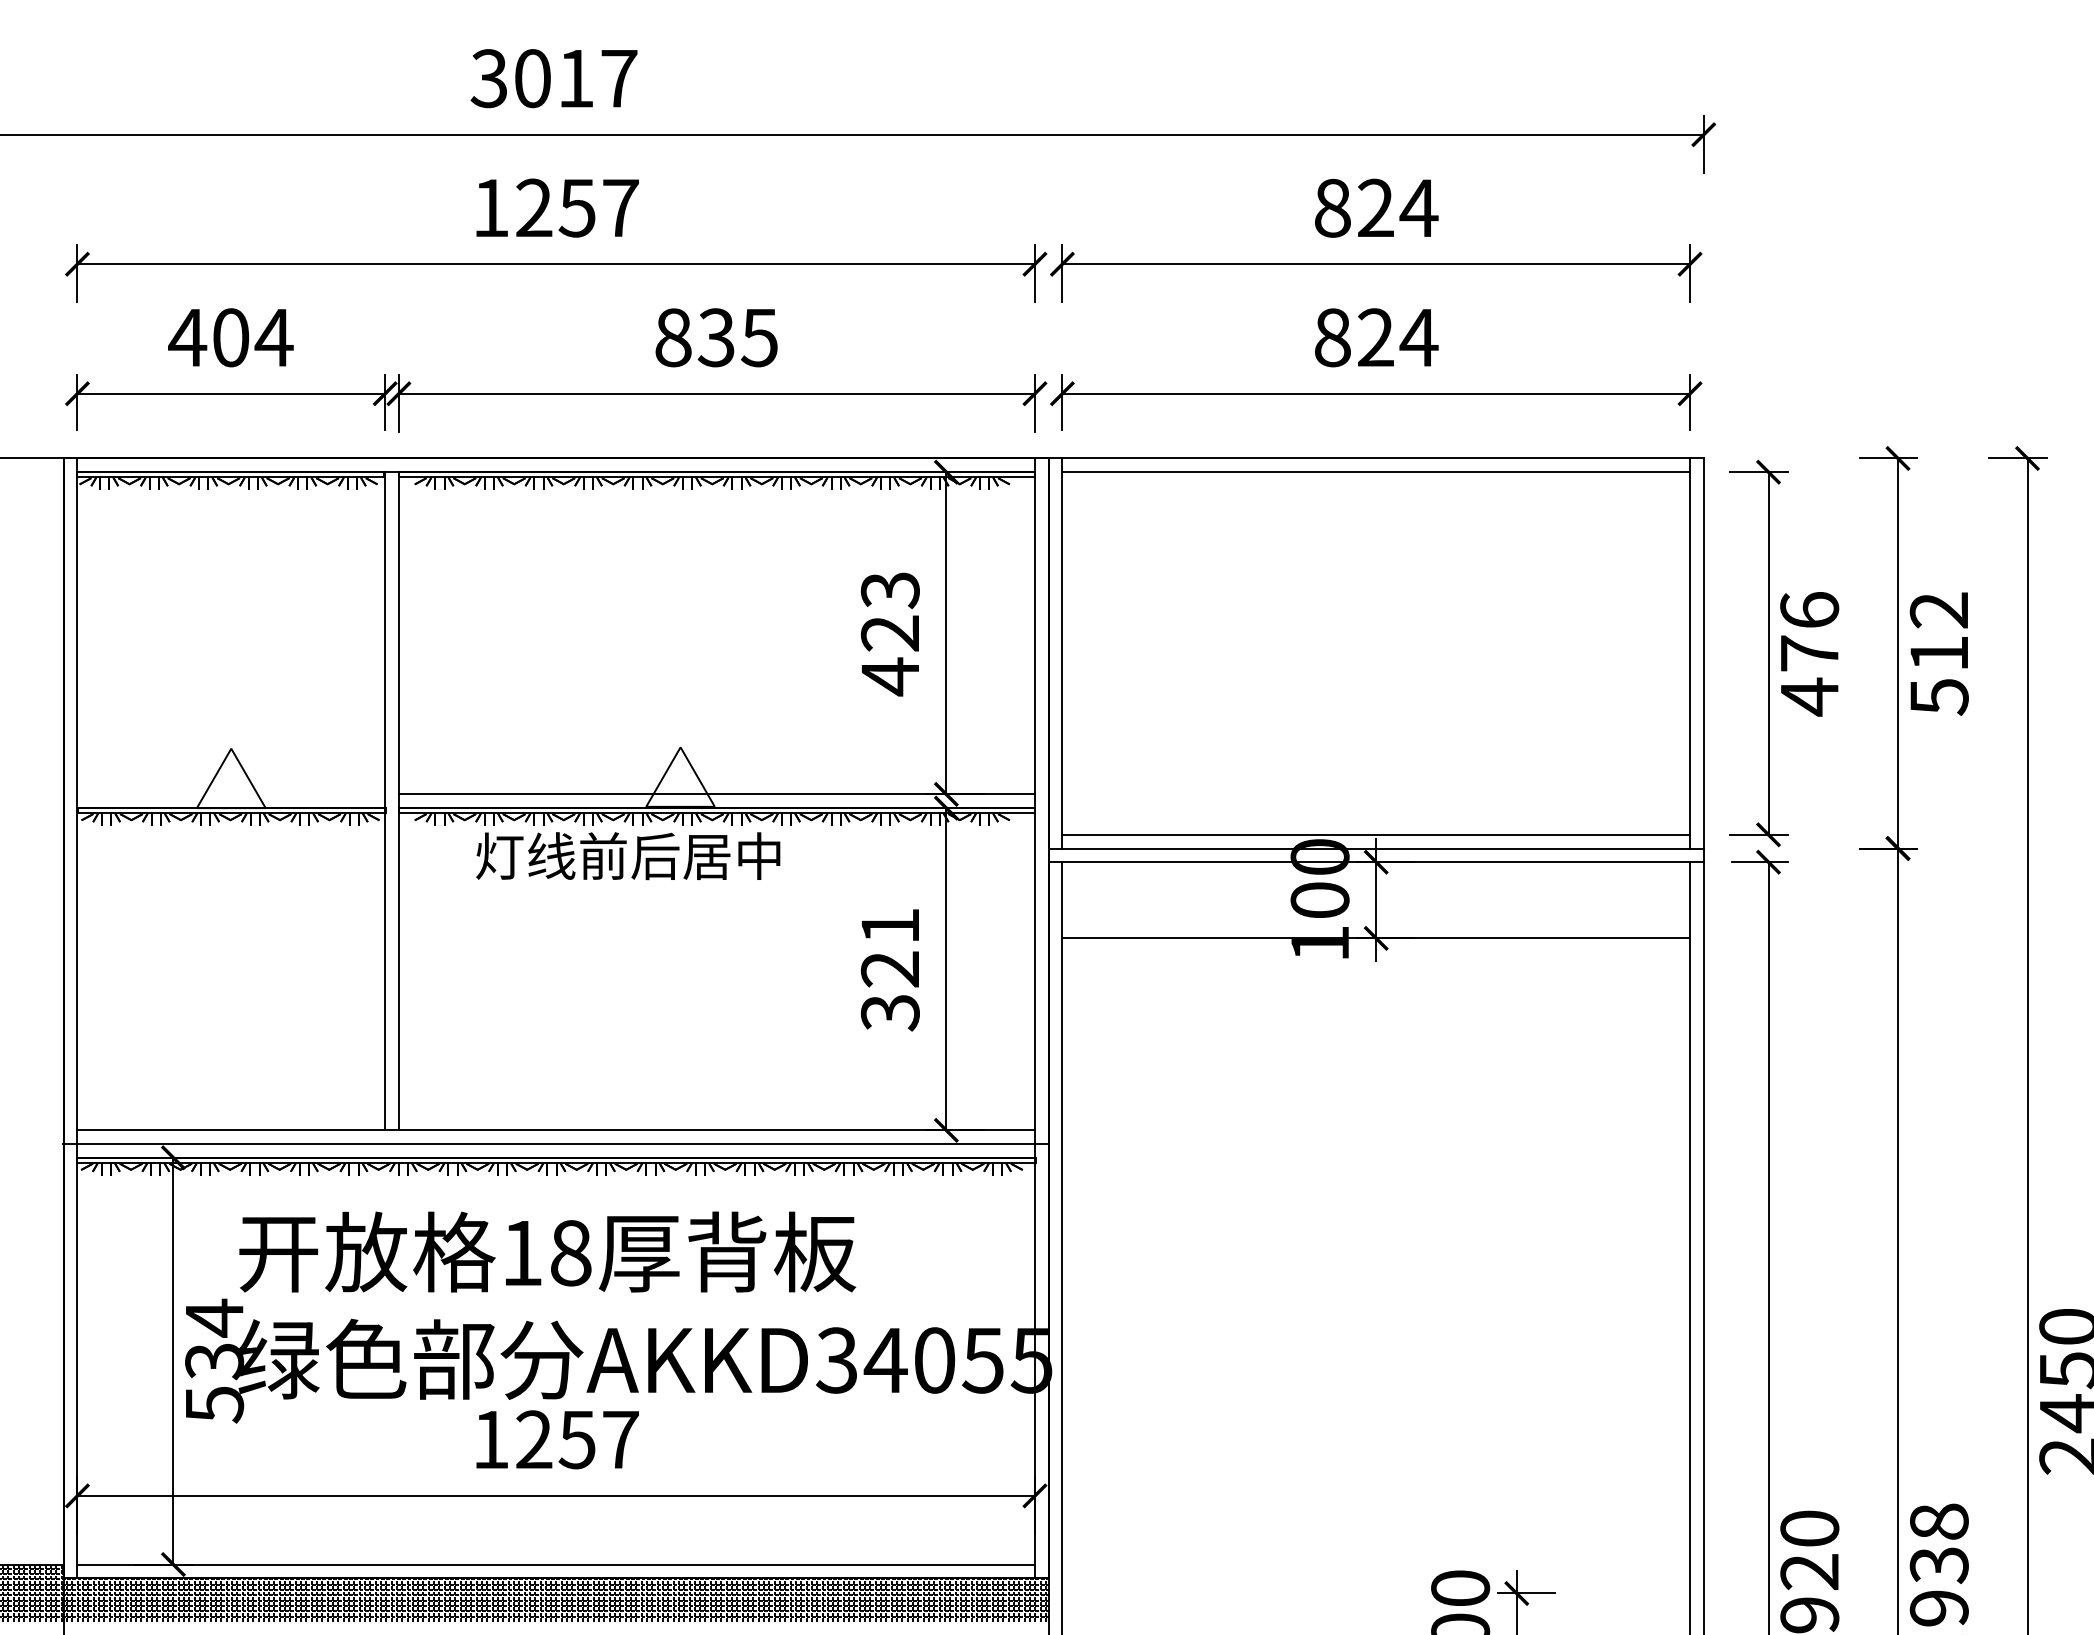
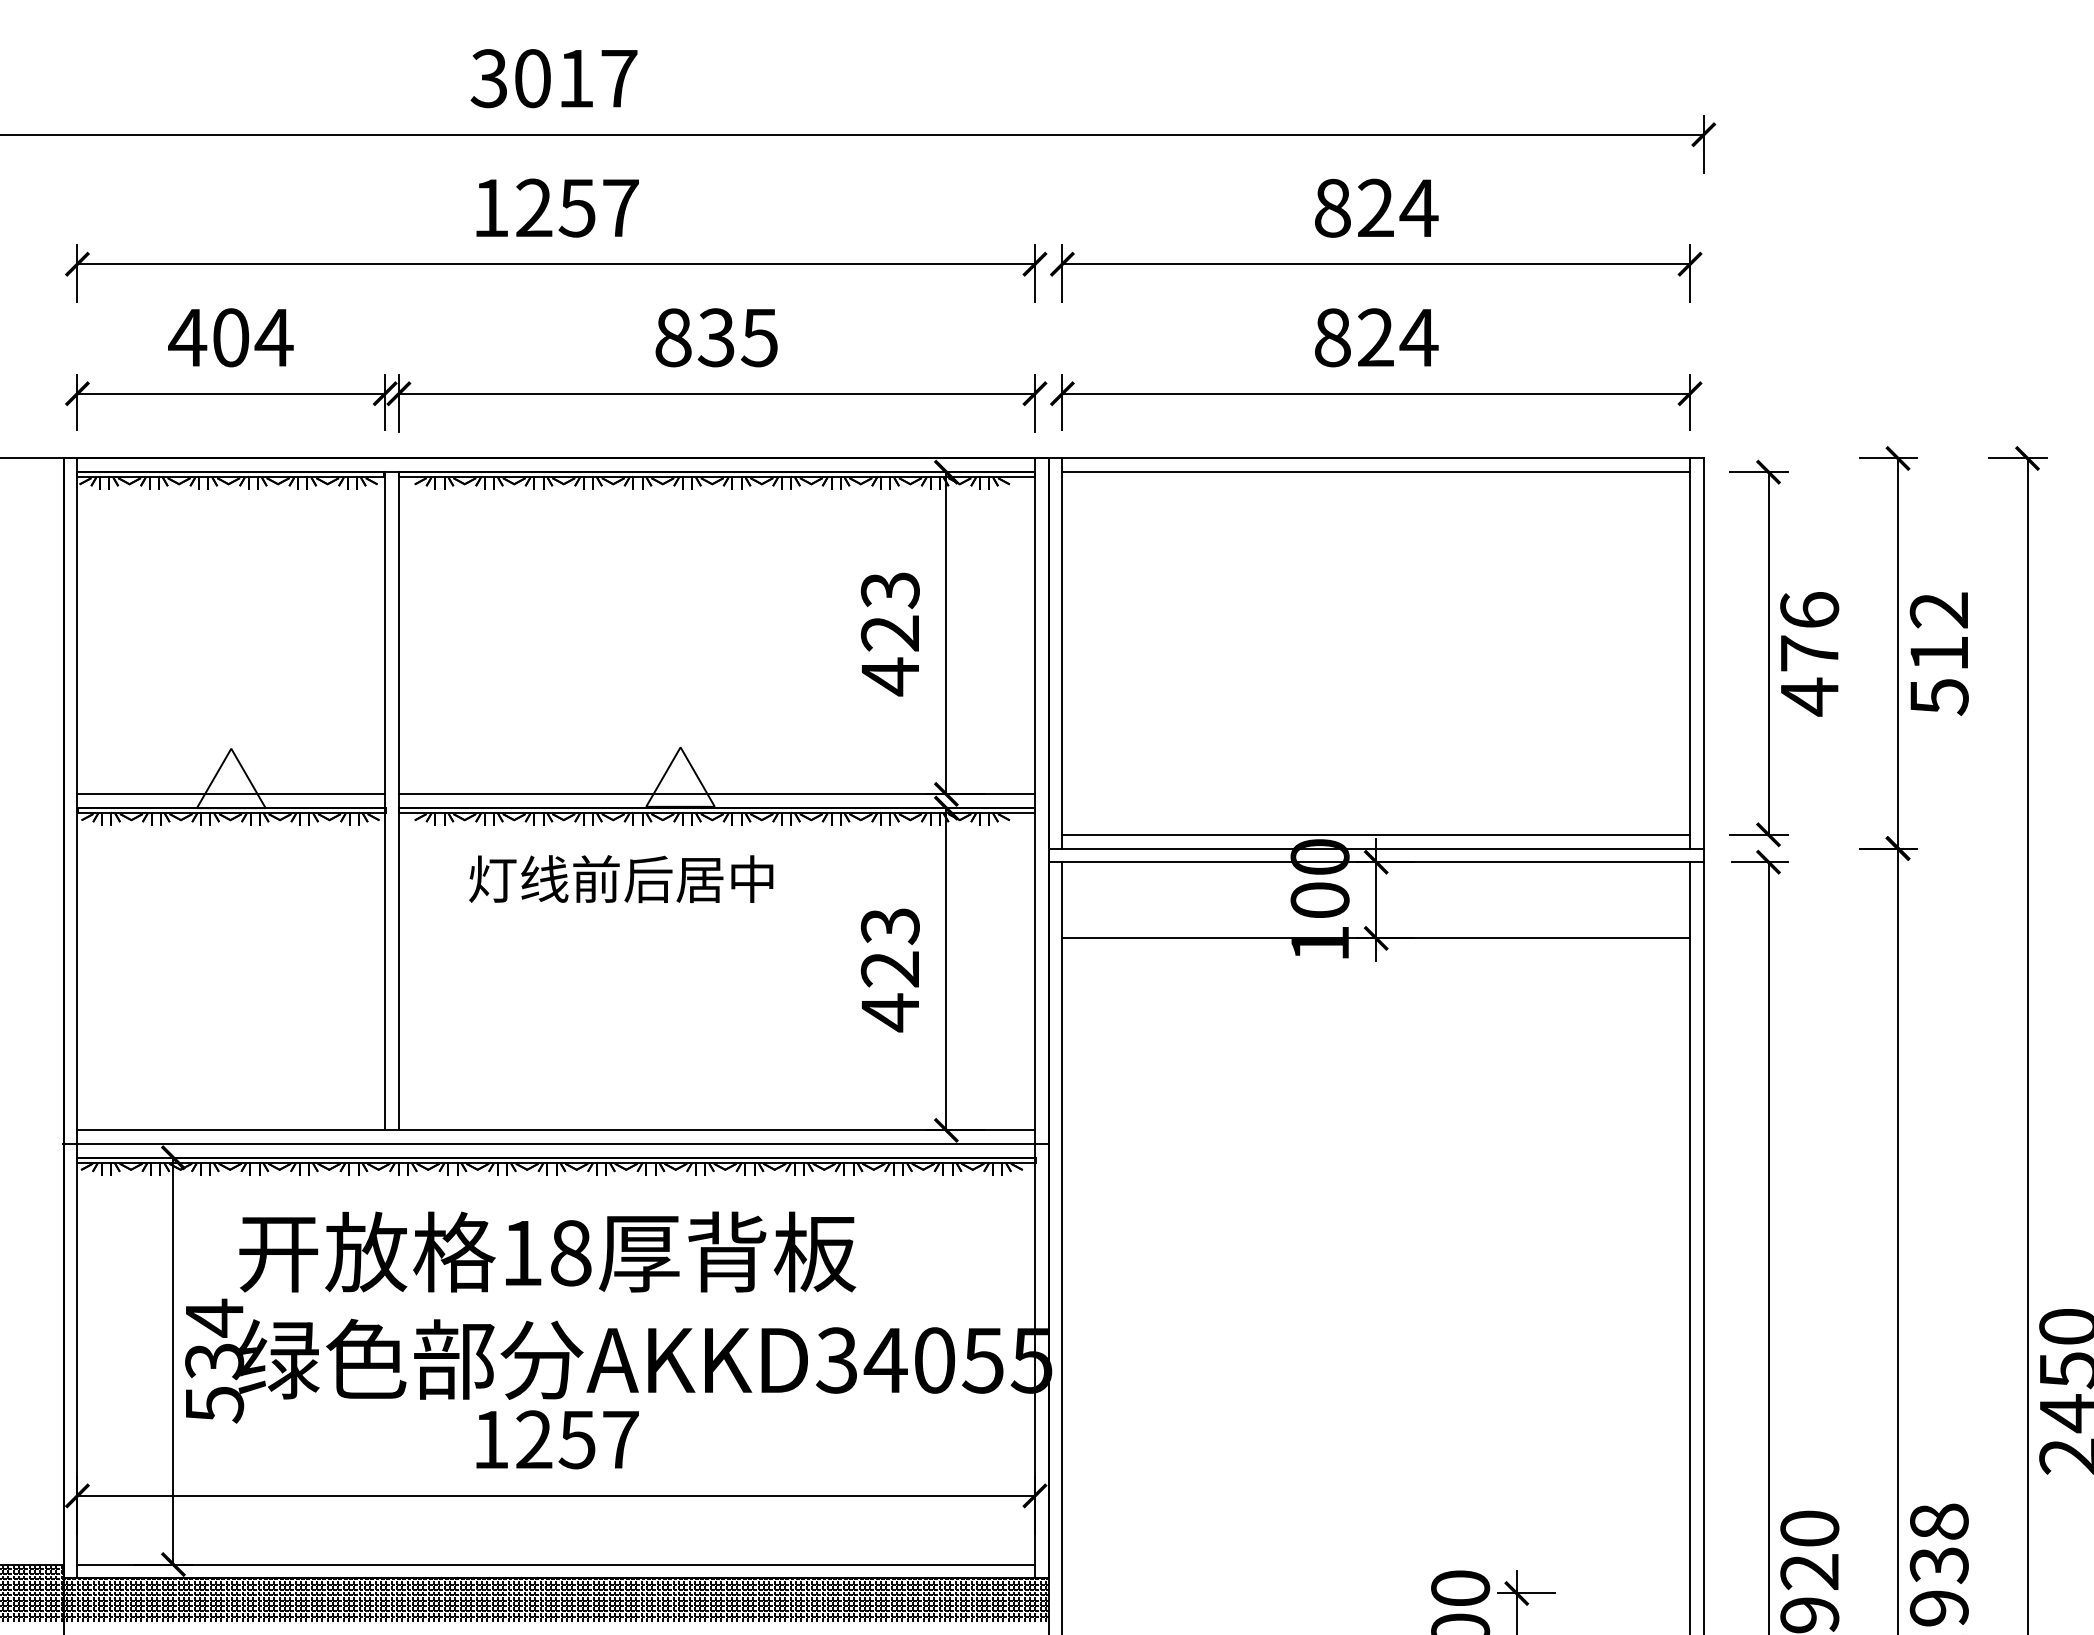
line: none -> present (231, 794)
text position: (628, 856) -> (621, 879) (621, 879)
text: 321 -> 423 (889, 970)
